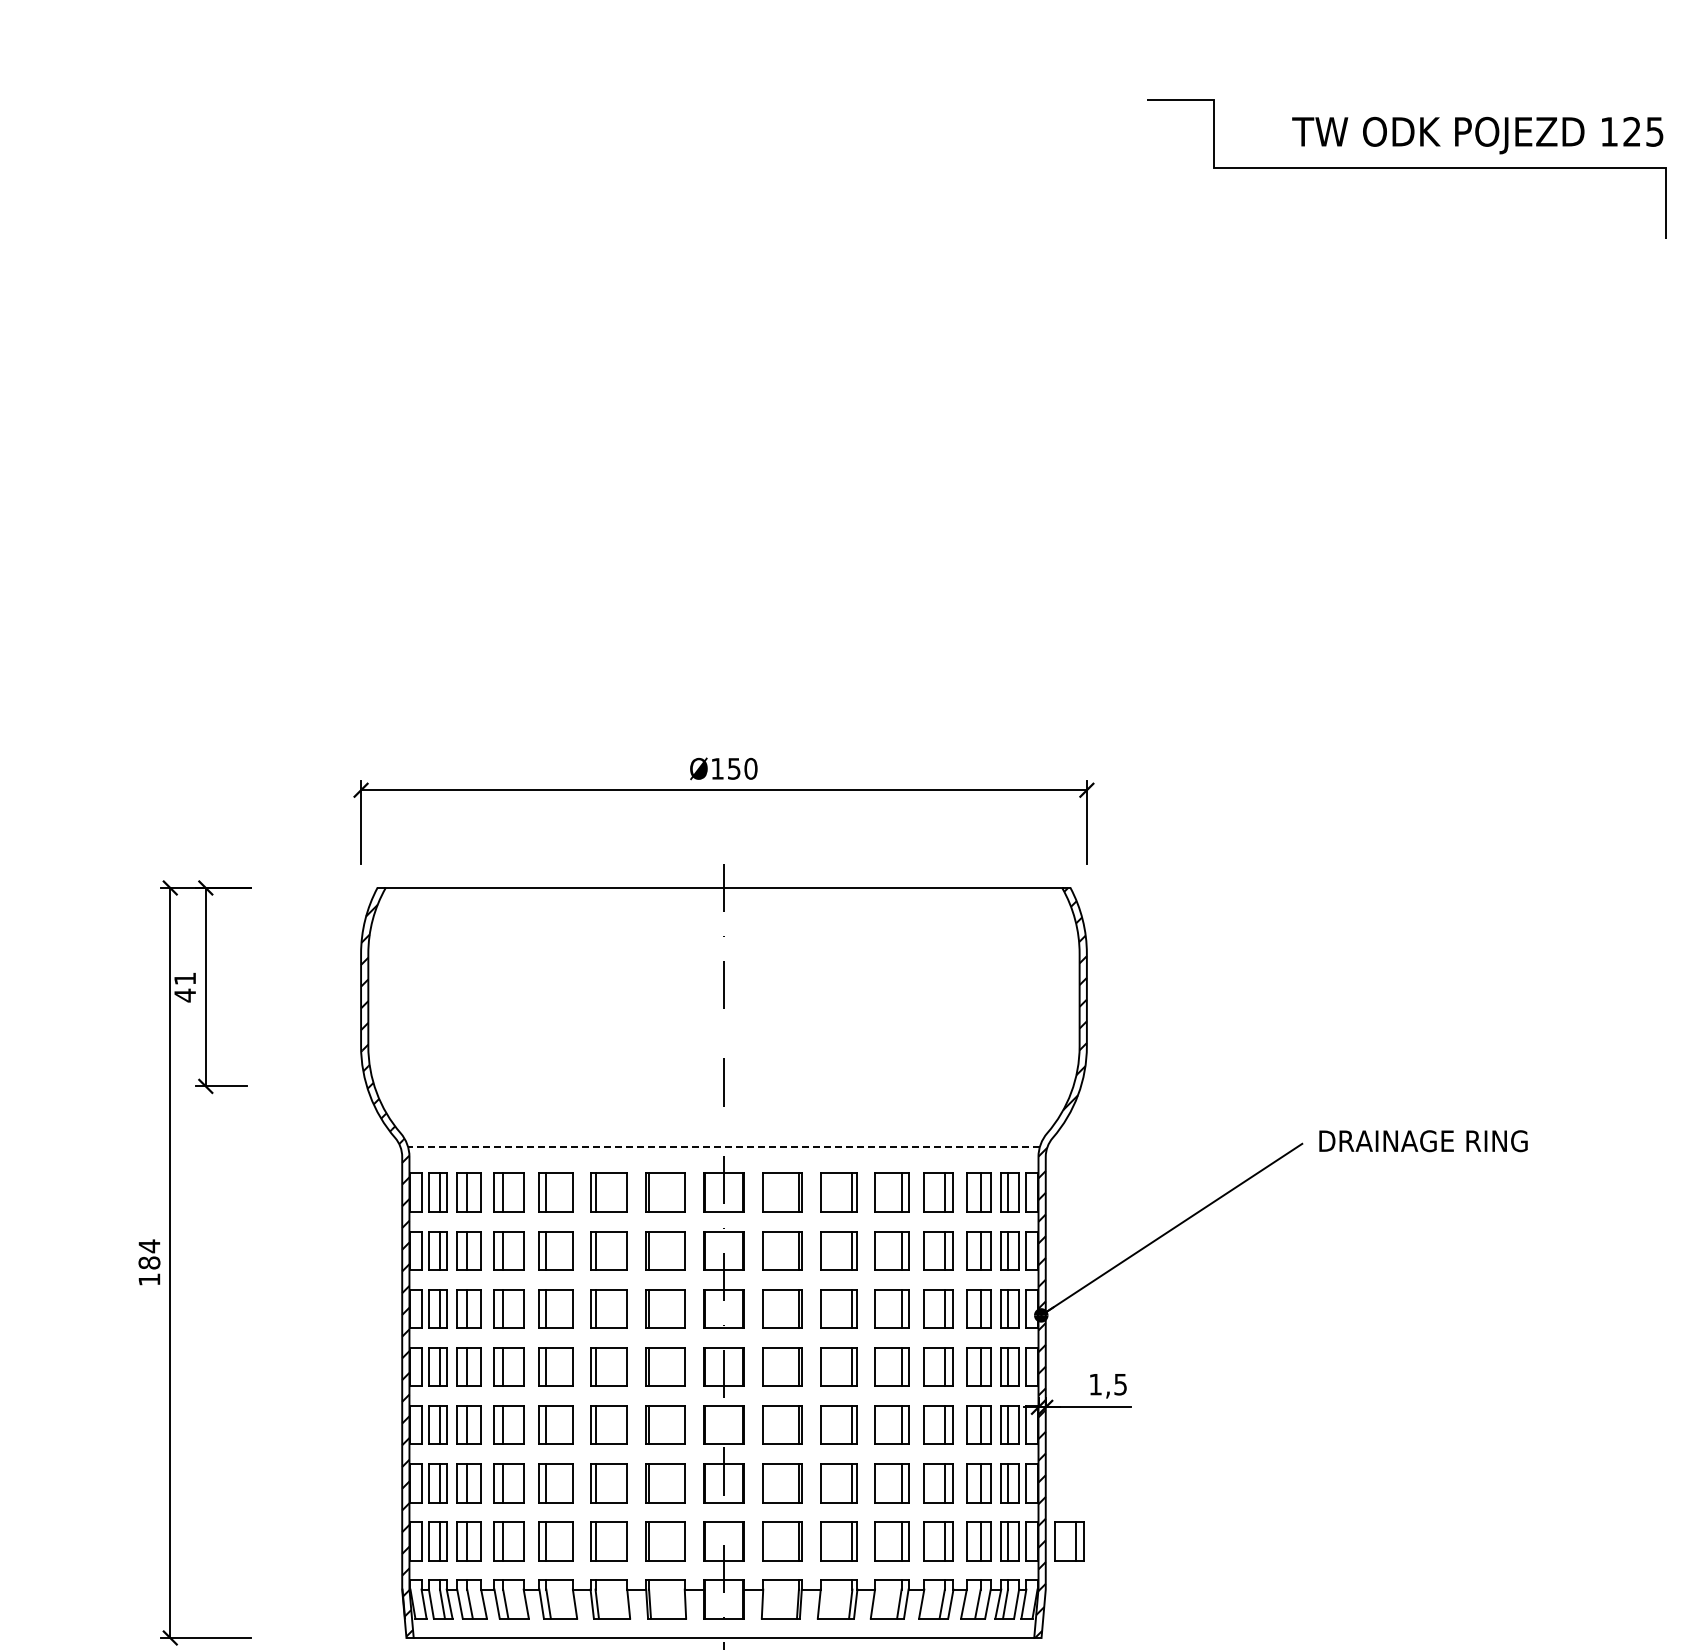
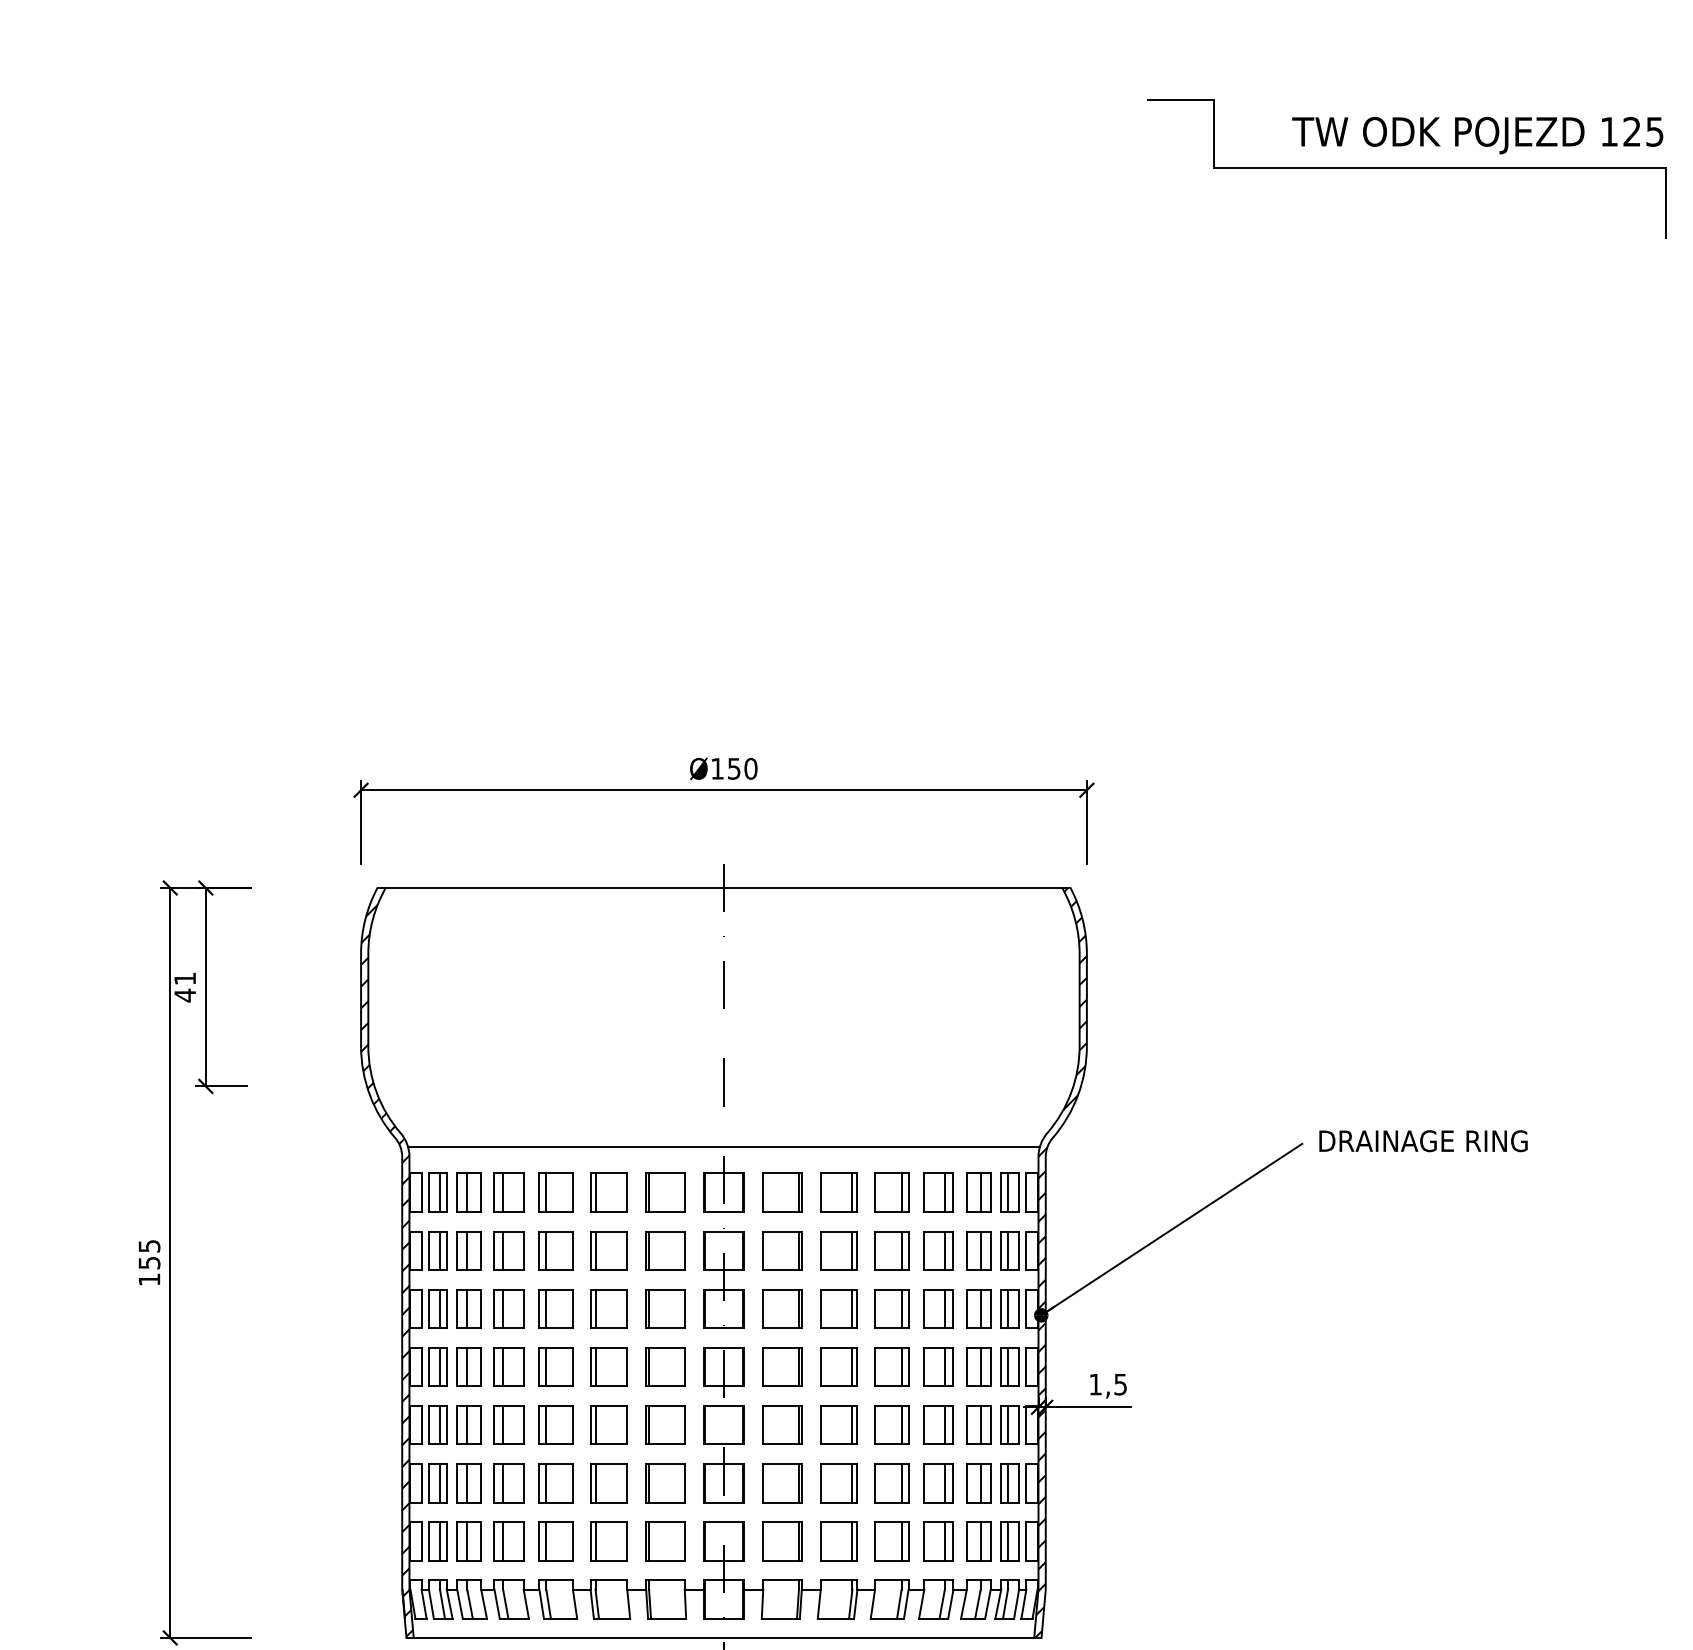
line: dashed -> solid (724, 1146)
text: 184 -> 155 (149, 1254)
part: present -> none (1069, 1541)
